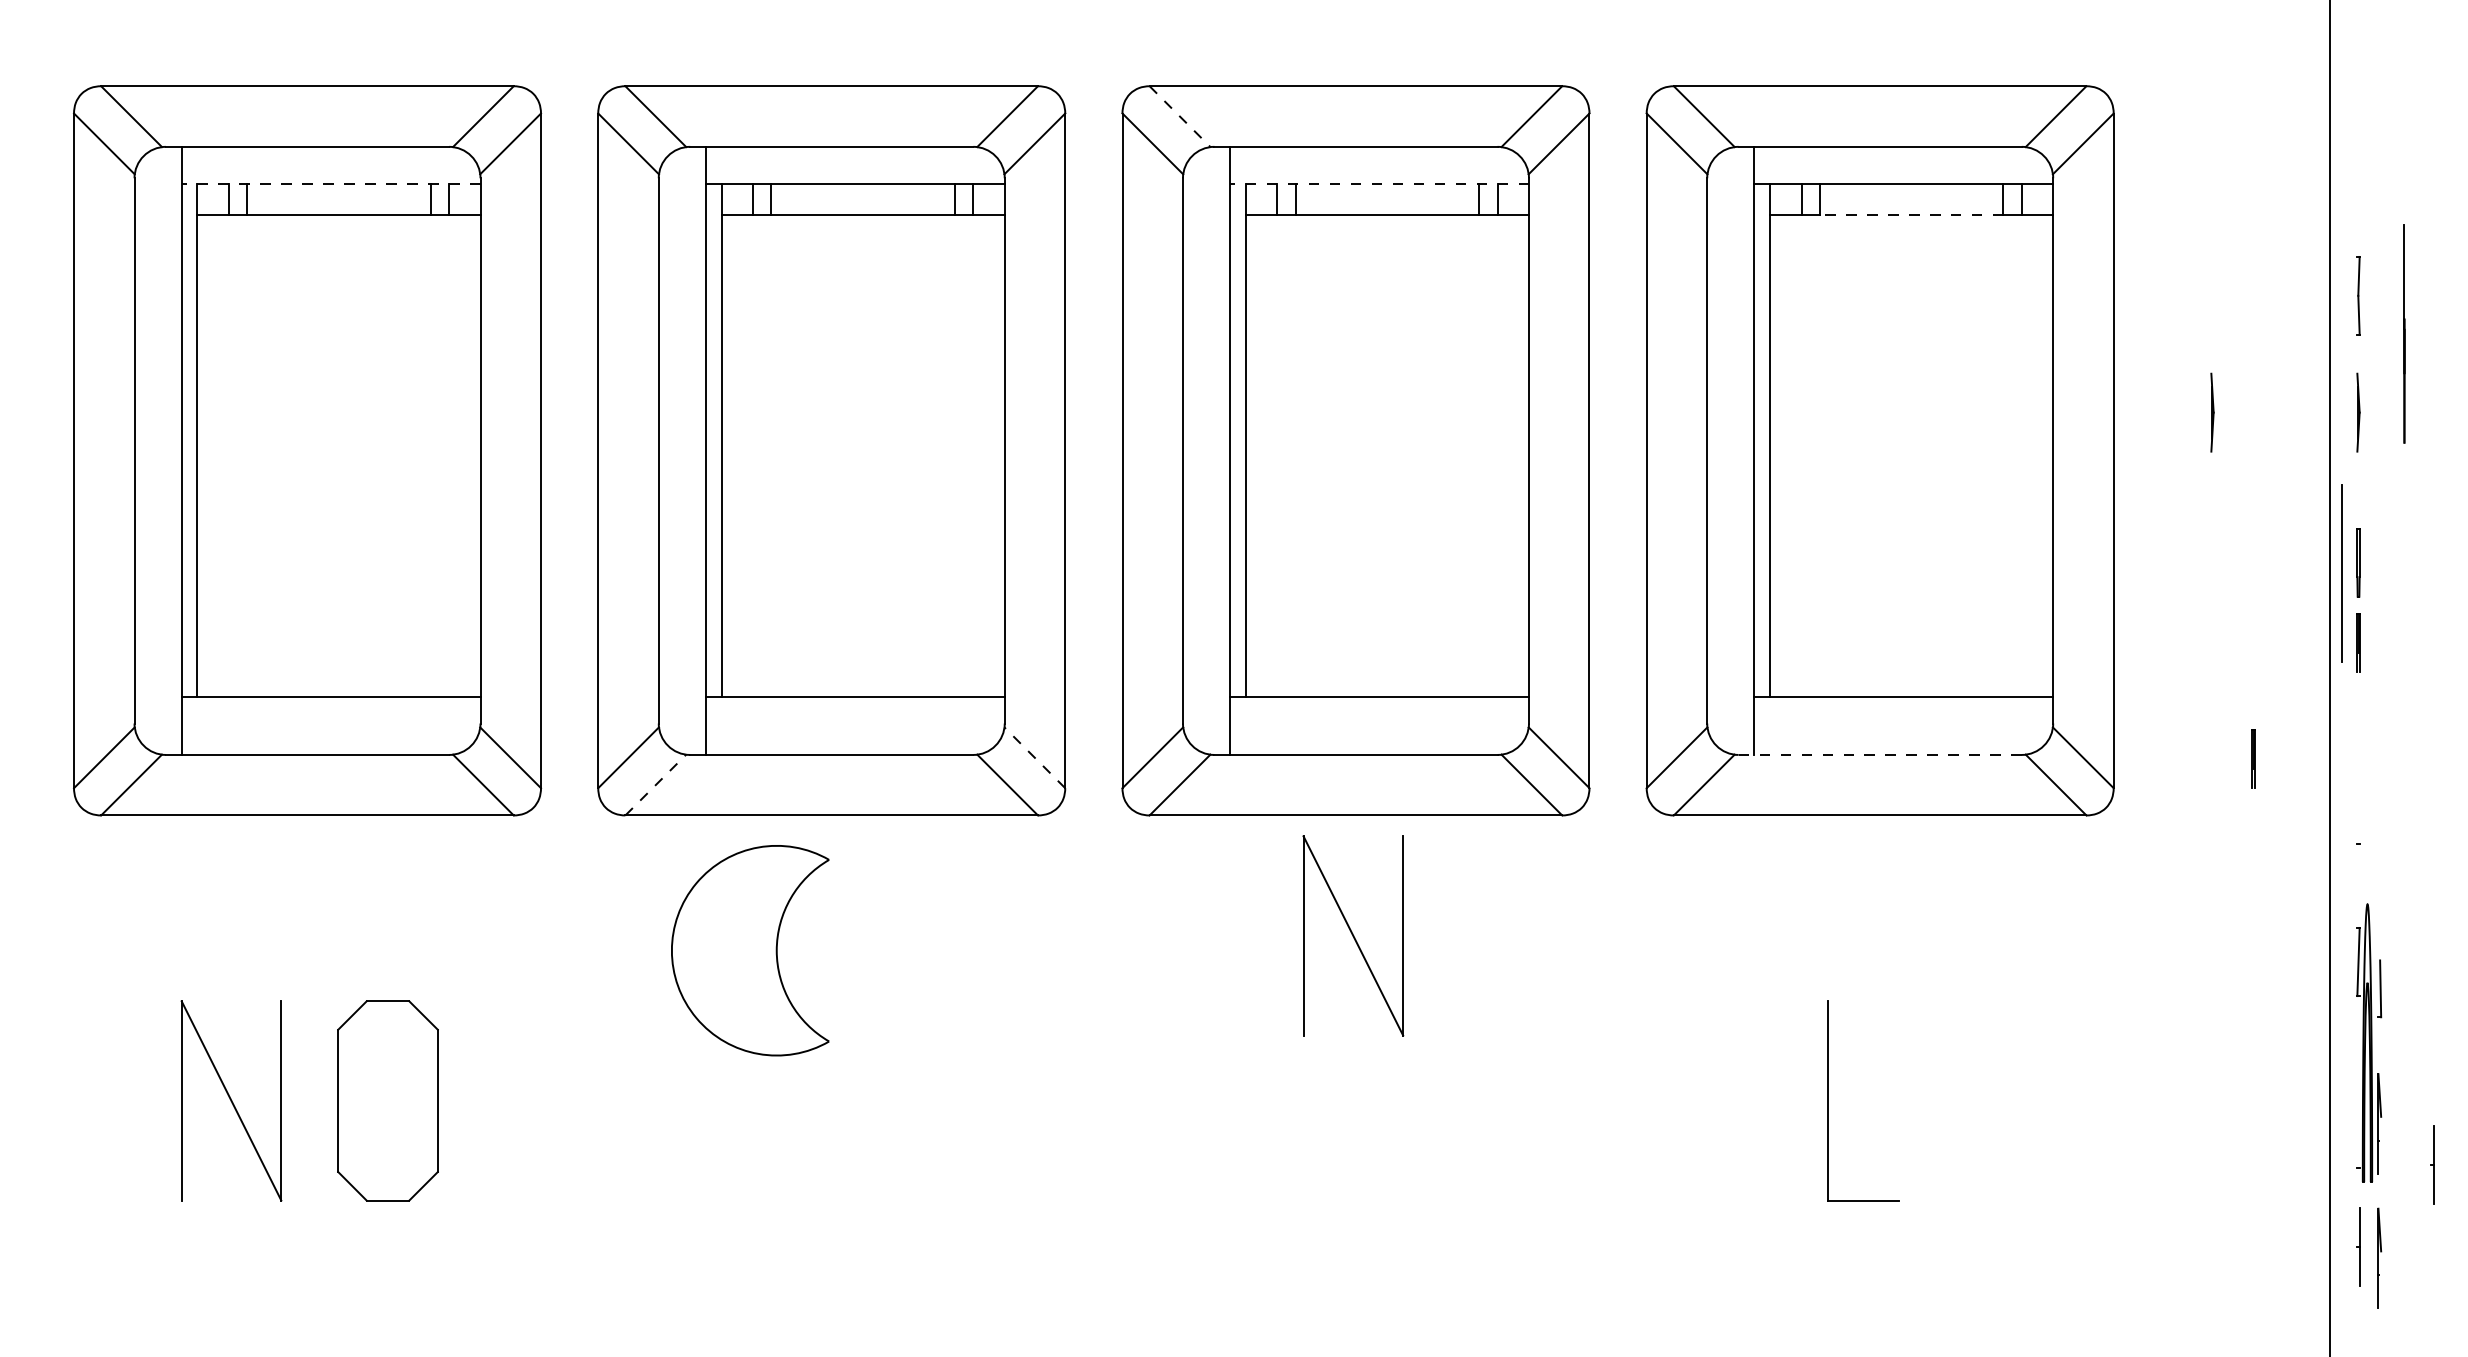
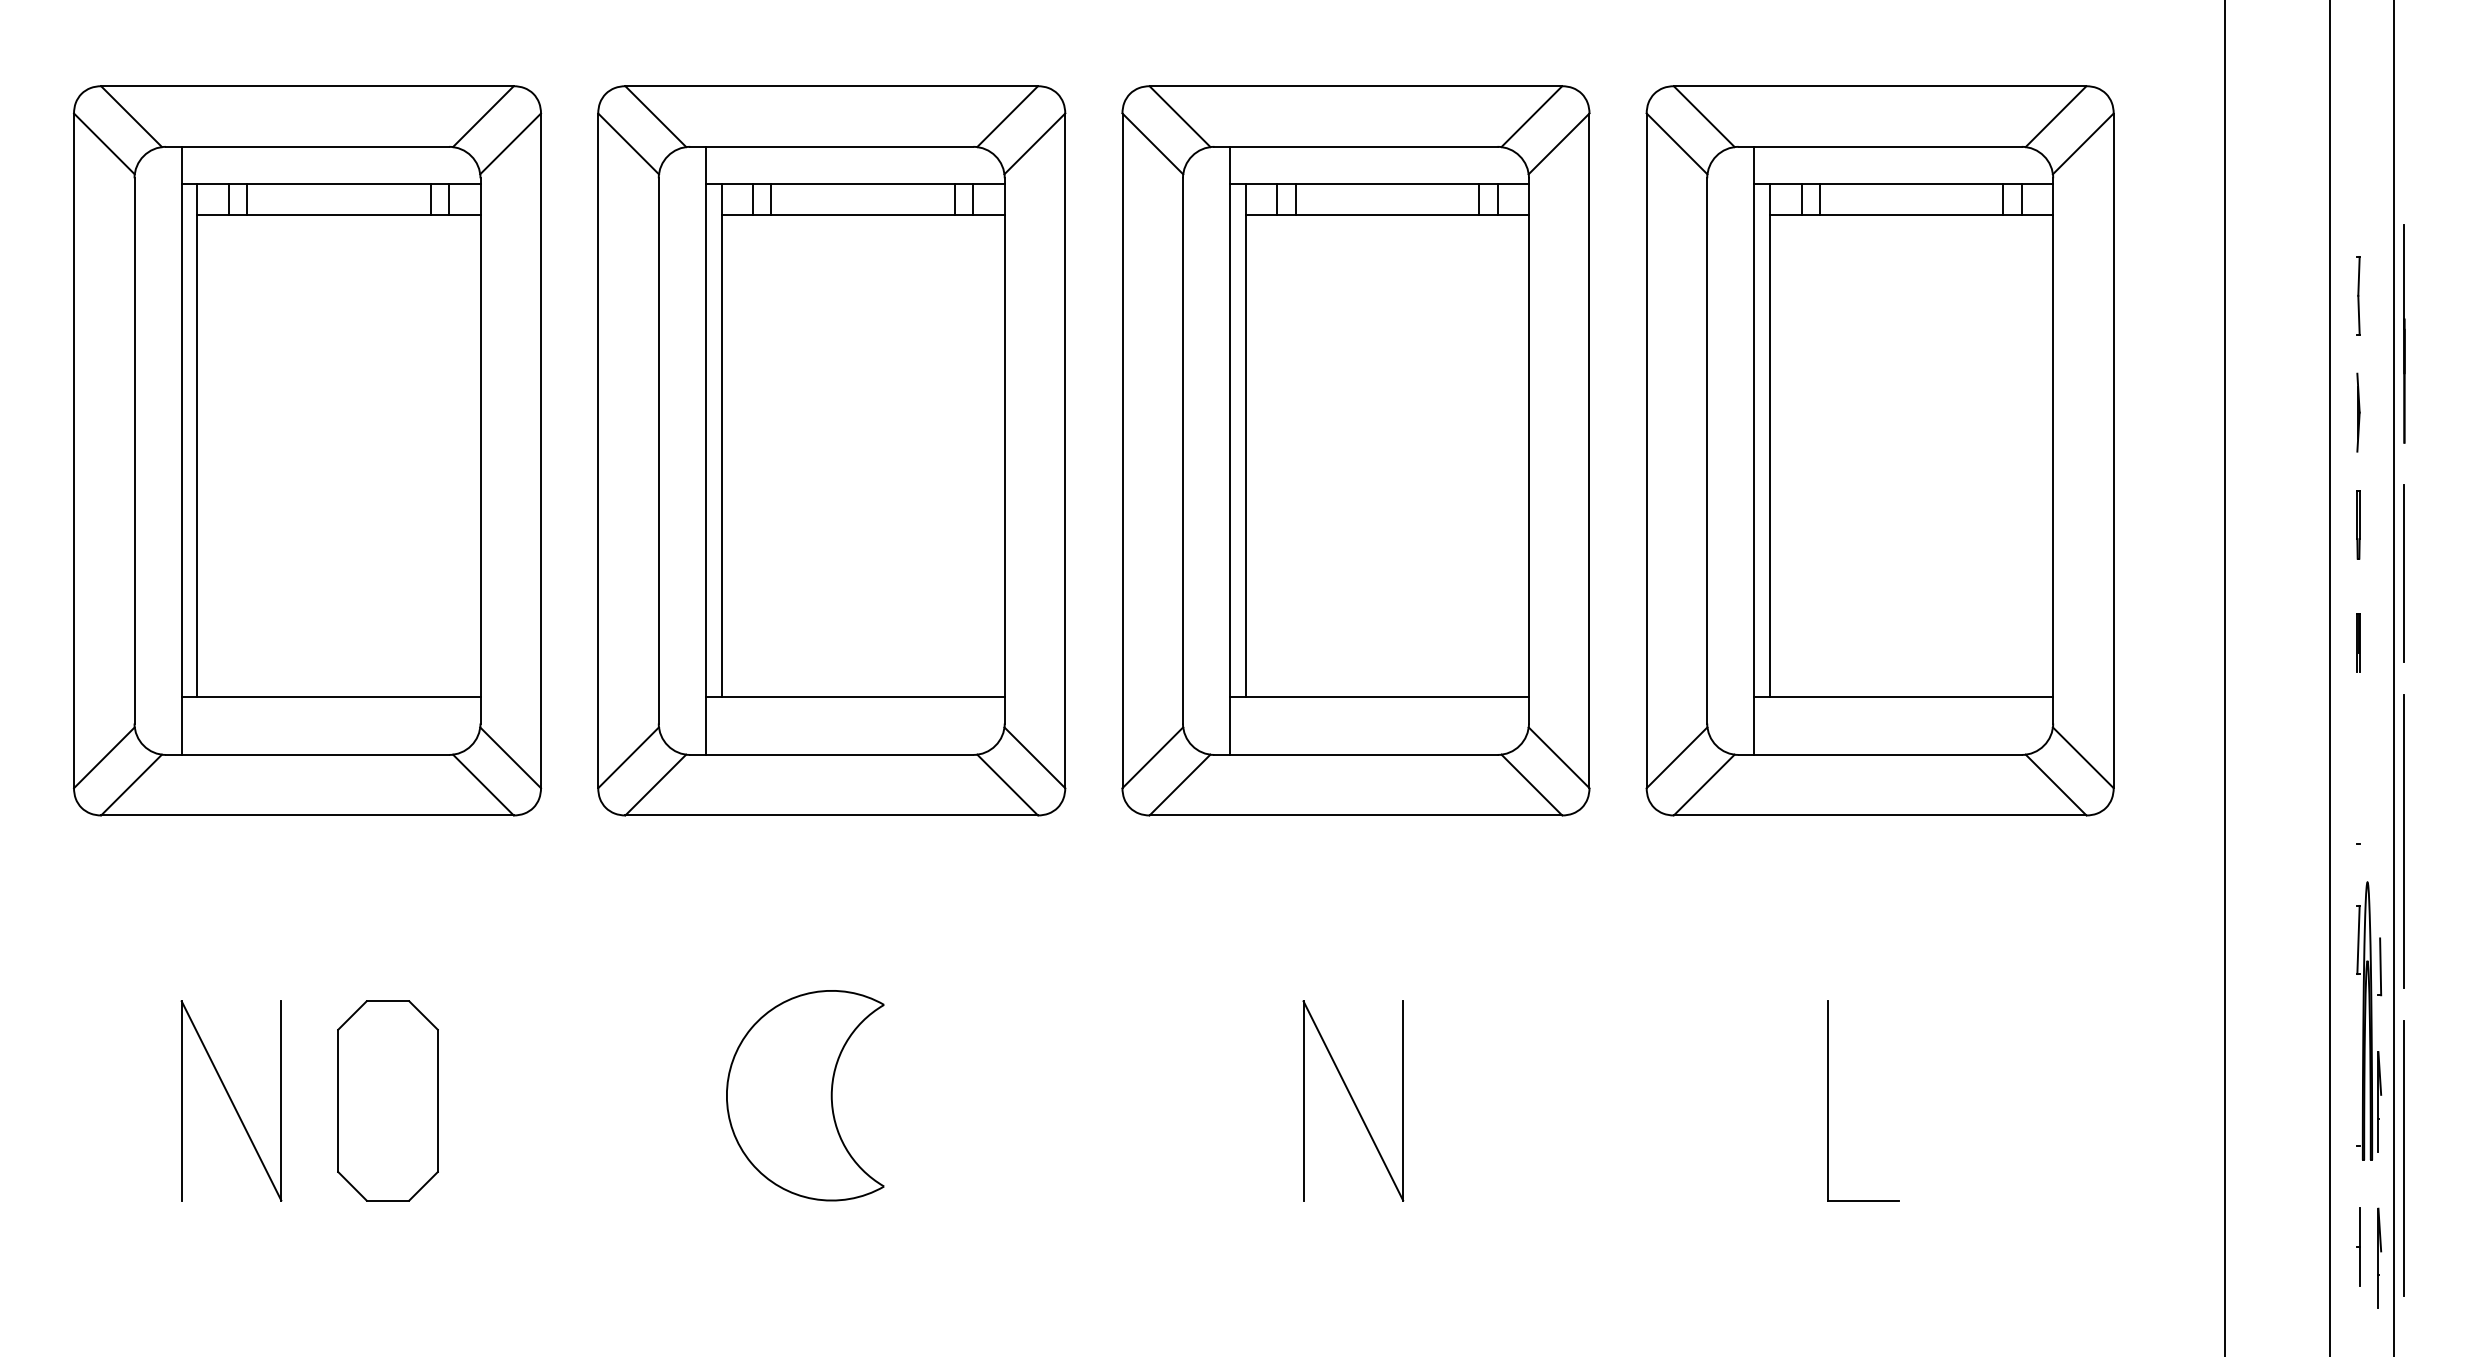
line: dashed -> solid (1180, 116)
line: dashed -> solid (330, 183)
line: dashed -> solid (1379, 183)
line: dashed -> solid (1911, 215)
line: present -> none (2212, 412)
line position: (2357, 562) -> (2357, 524) (2357, 524)
line position: (2341, 573) -> (2403, 573) (2403, 573)
line: none -> present (2225, 677)
line: none -> present (2393, 677)
line: dashed -> solid (1880, 754)
line: dashed -> solid (1034, 757)
line: present -> none (2253, 758)
line: dashed -> solid (655, 785)
line: none -> present (2404, 841)
part position: (1353, 935) -> (1353, 1100) (1353, 1100)
part position: (750, 950) -> (805, 1095) (805, 1095)
part position: (2369, 1042) -> (2369, 1020) (2369, 1020)
line: none -> present (2404, 1158)
part: present -> none (2432, 1164)
